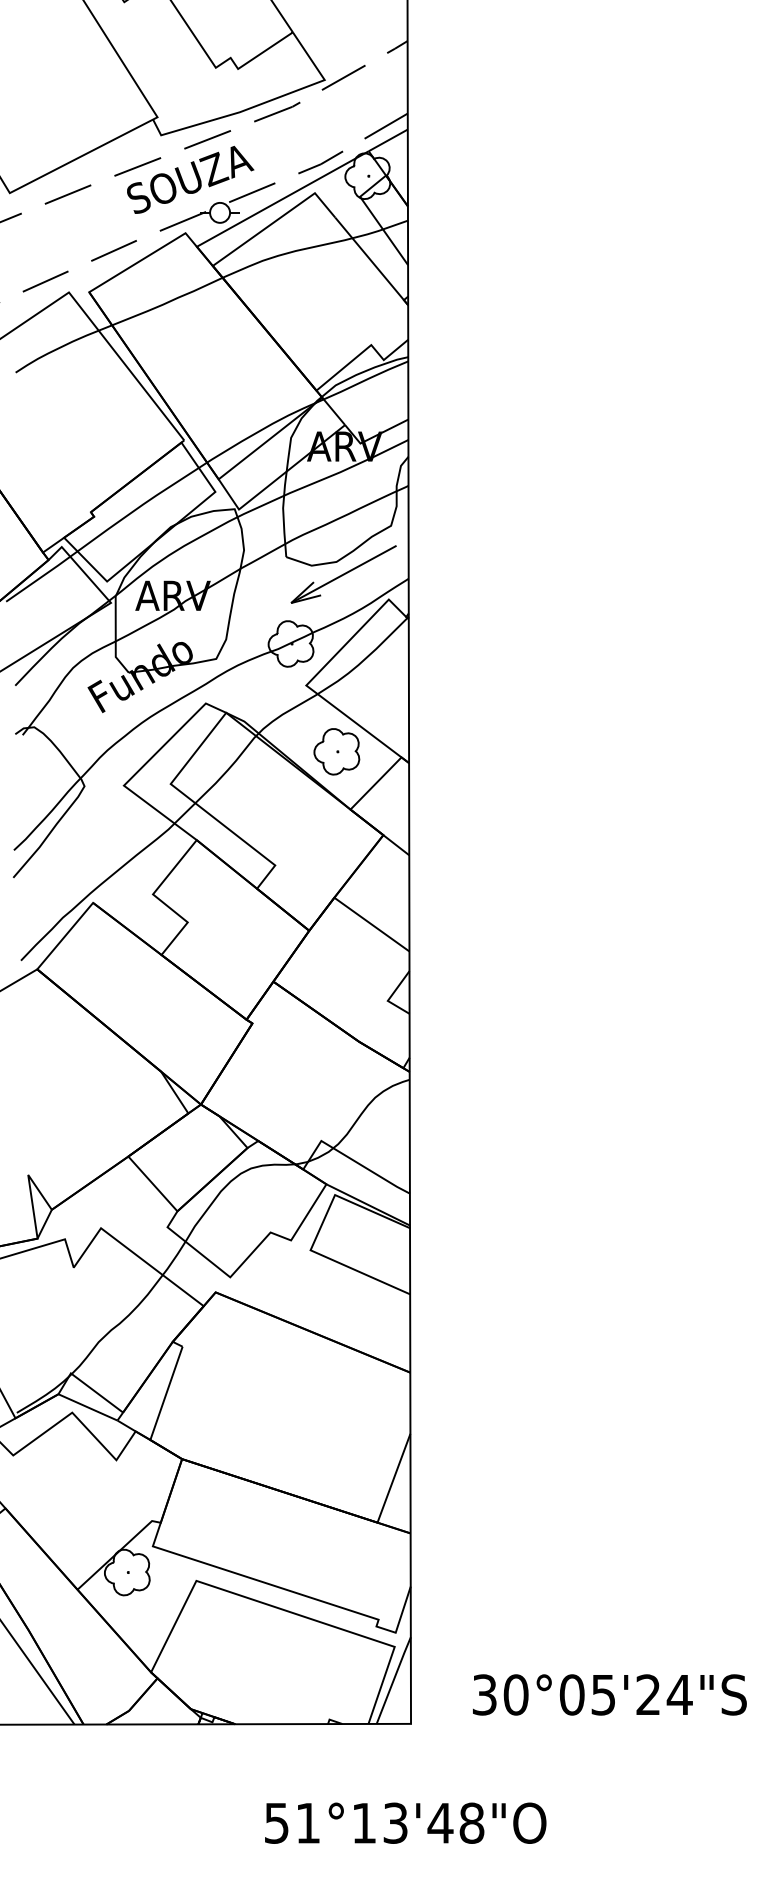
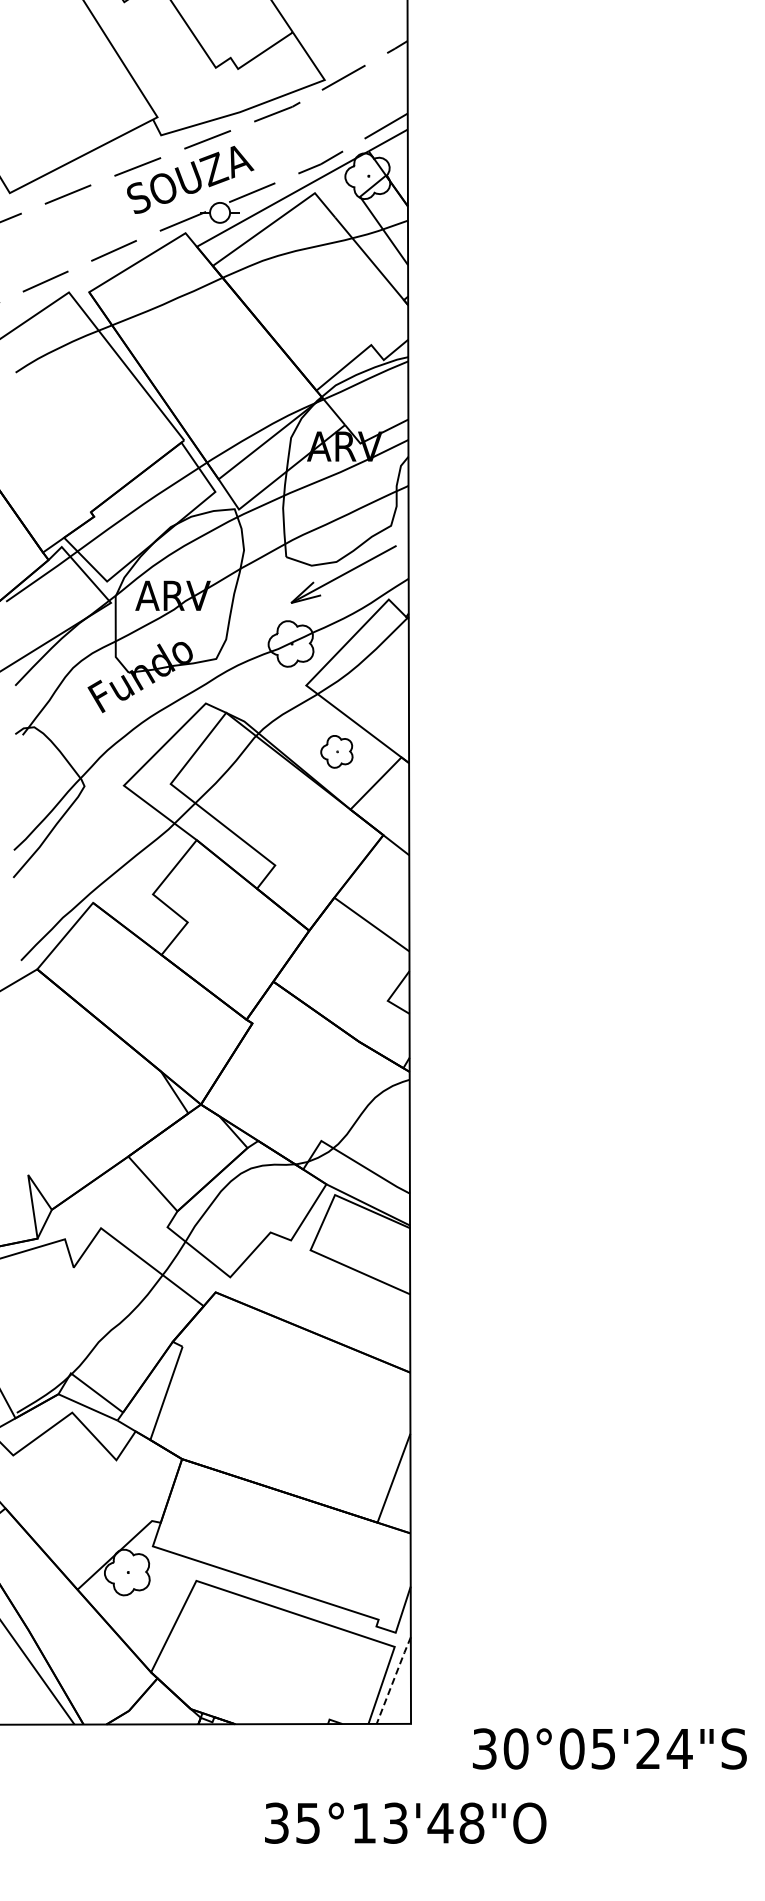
part size: 48x48 px -> 34x34 px (336, 751)
line: solid -> dashed (393, 1680)
text position: (609, 1694) -> (609, 1748) (609, 1748)
text: 51°13'48"O -> 35°13'48"O (292, 1822)
